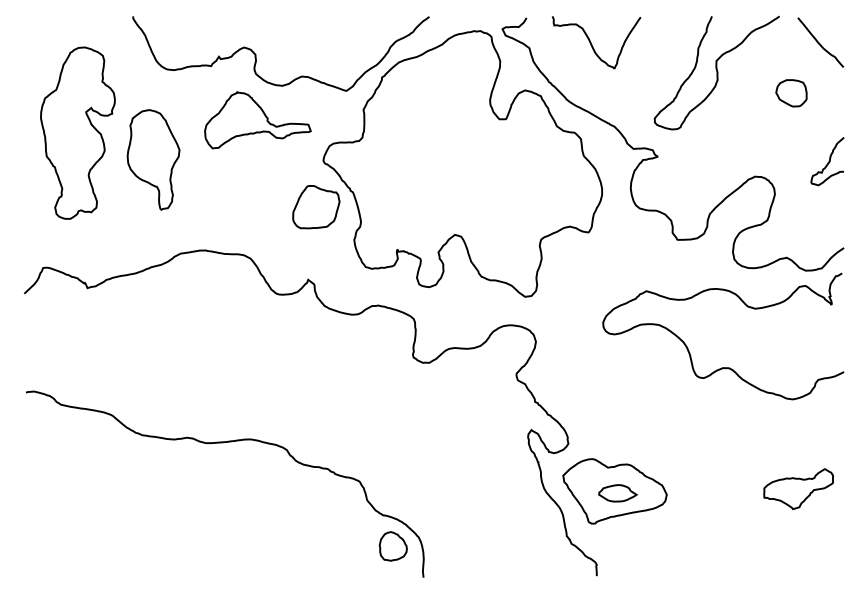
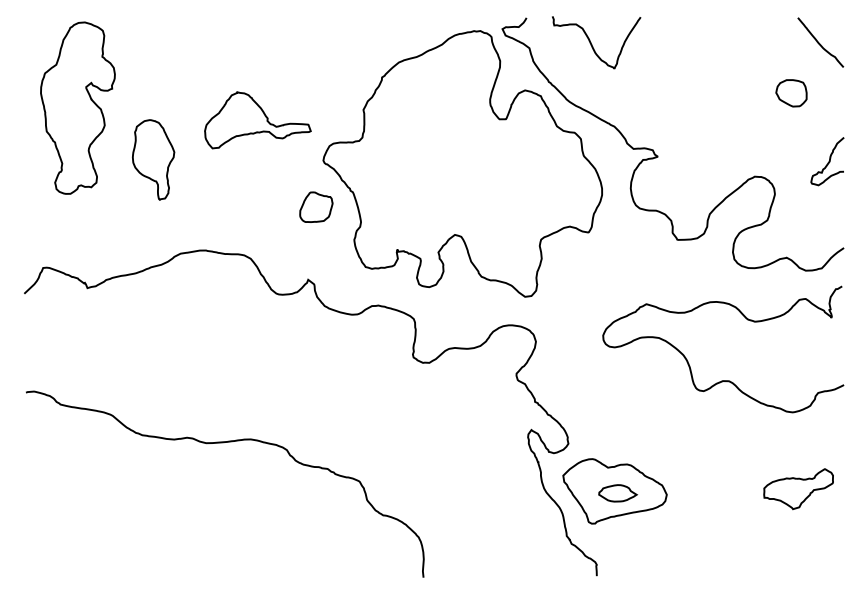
curve: present -> none (256, 54)
curve: present -> none (716, 73)
part position: (77, 132) -> (77, 107) (77, 107)
part size: 55x102 px -> 44x82 px (153, 159)
part size: 49x45 px -> 35x32 px (316, 206)
curve position: (723, 367) -> (723, 380) (723, 380)
part: present -> none (392, 546)
